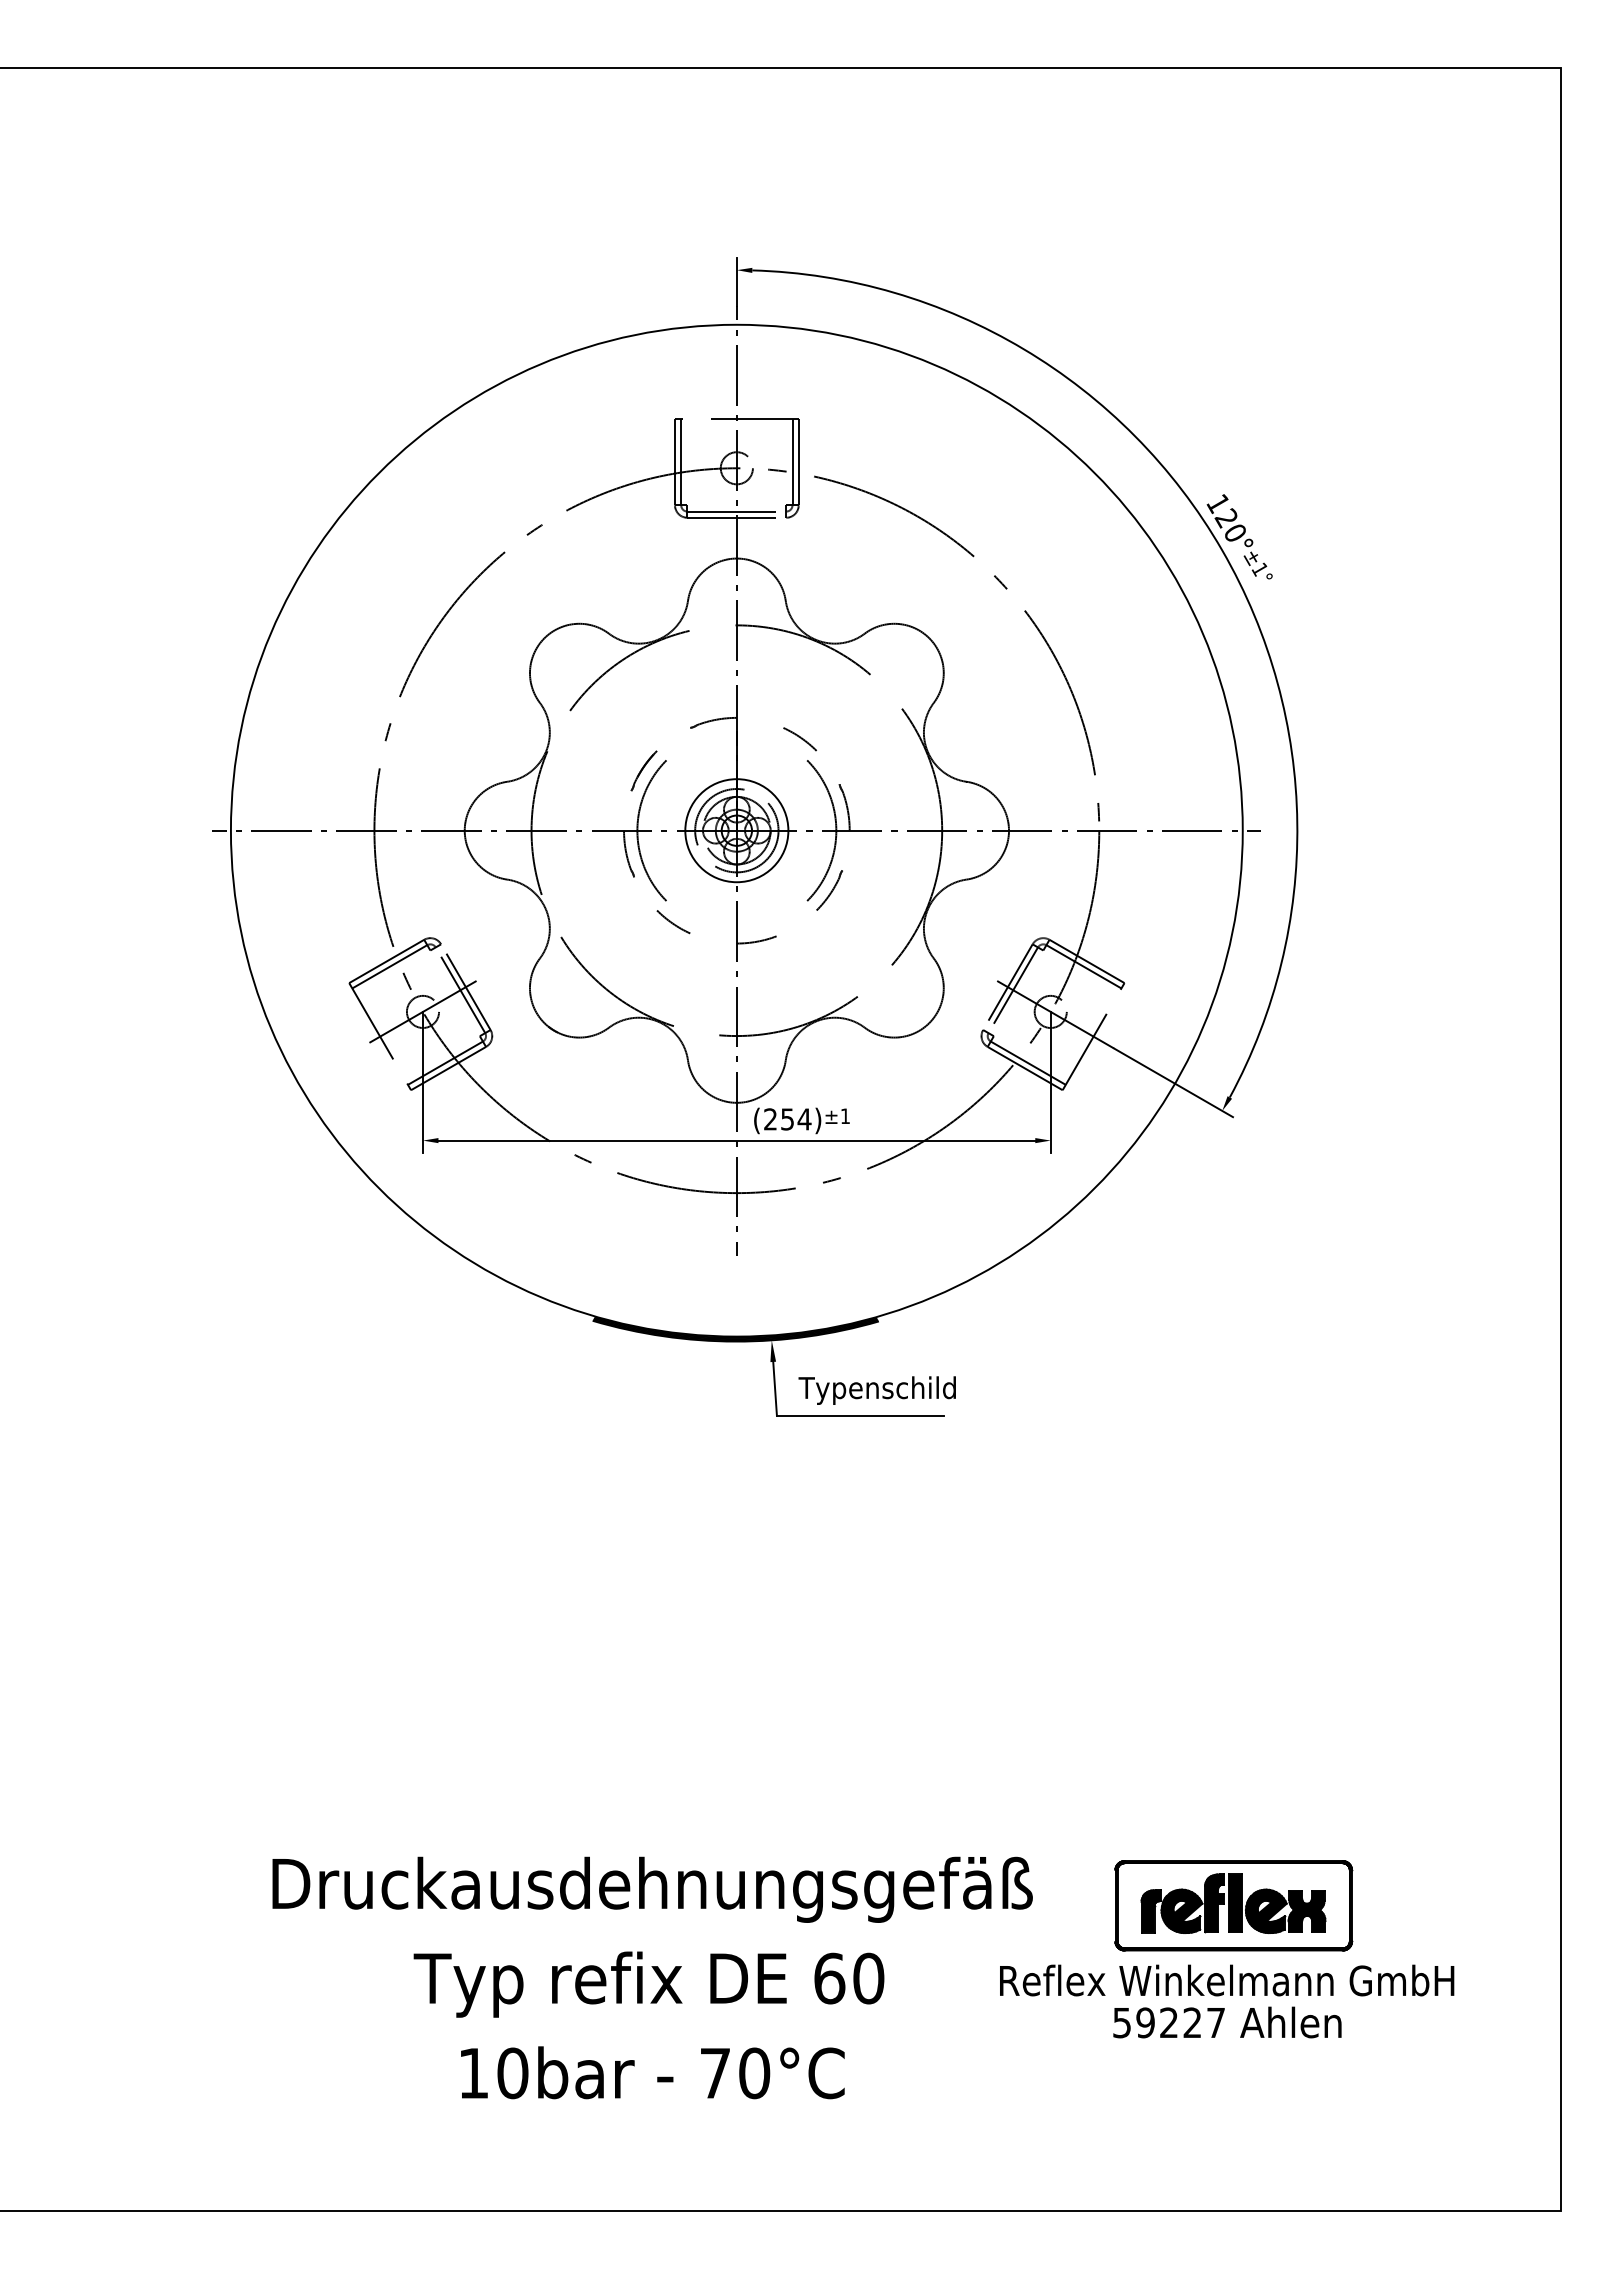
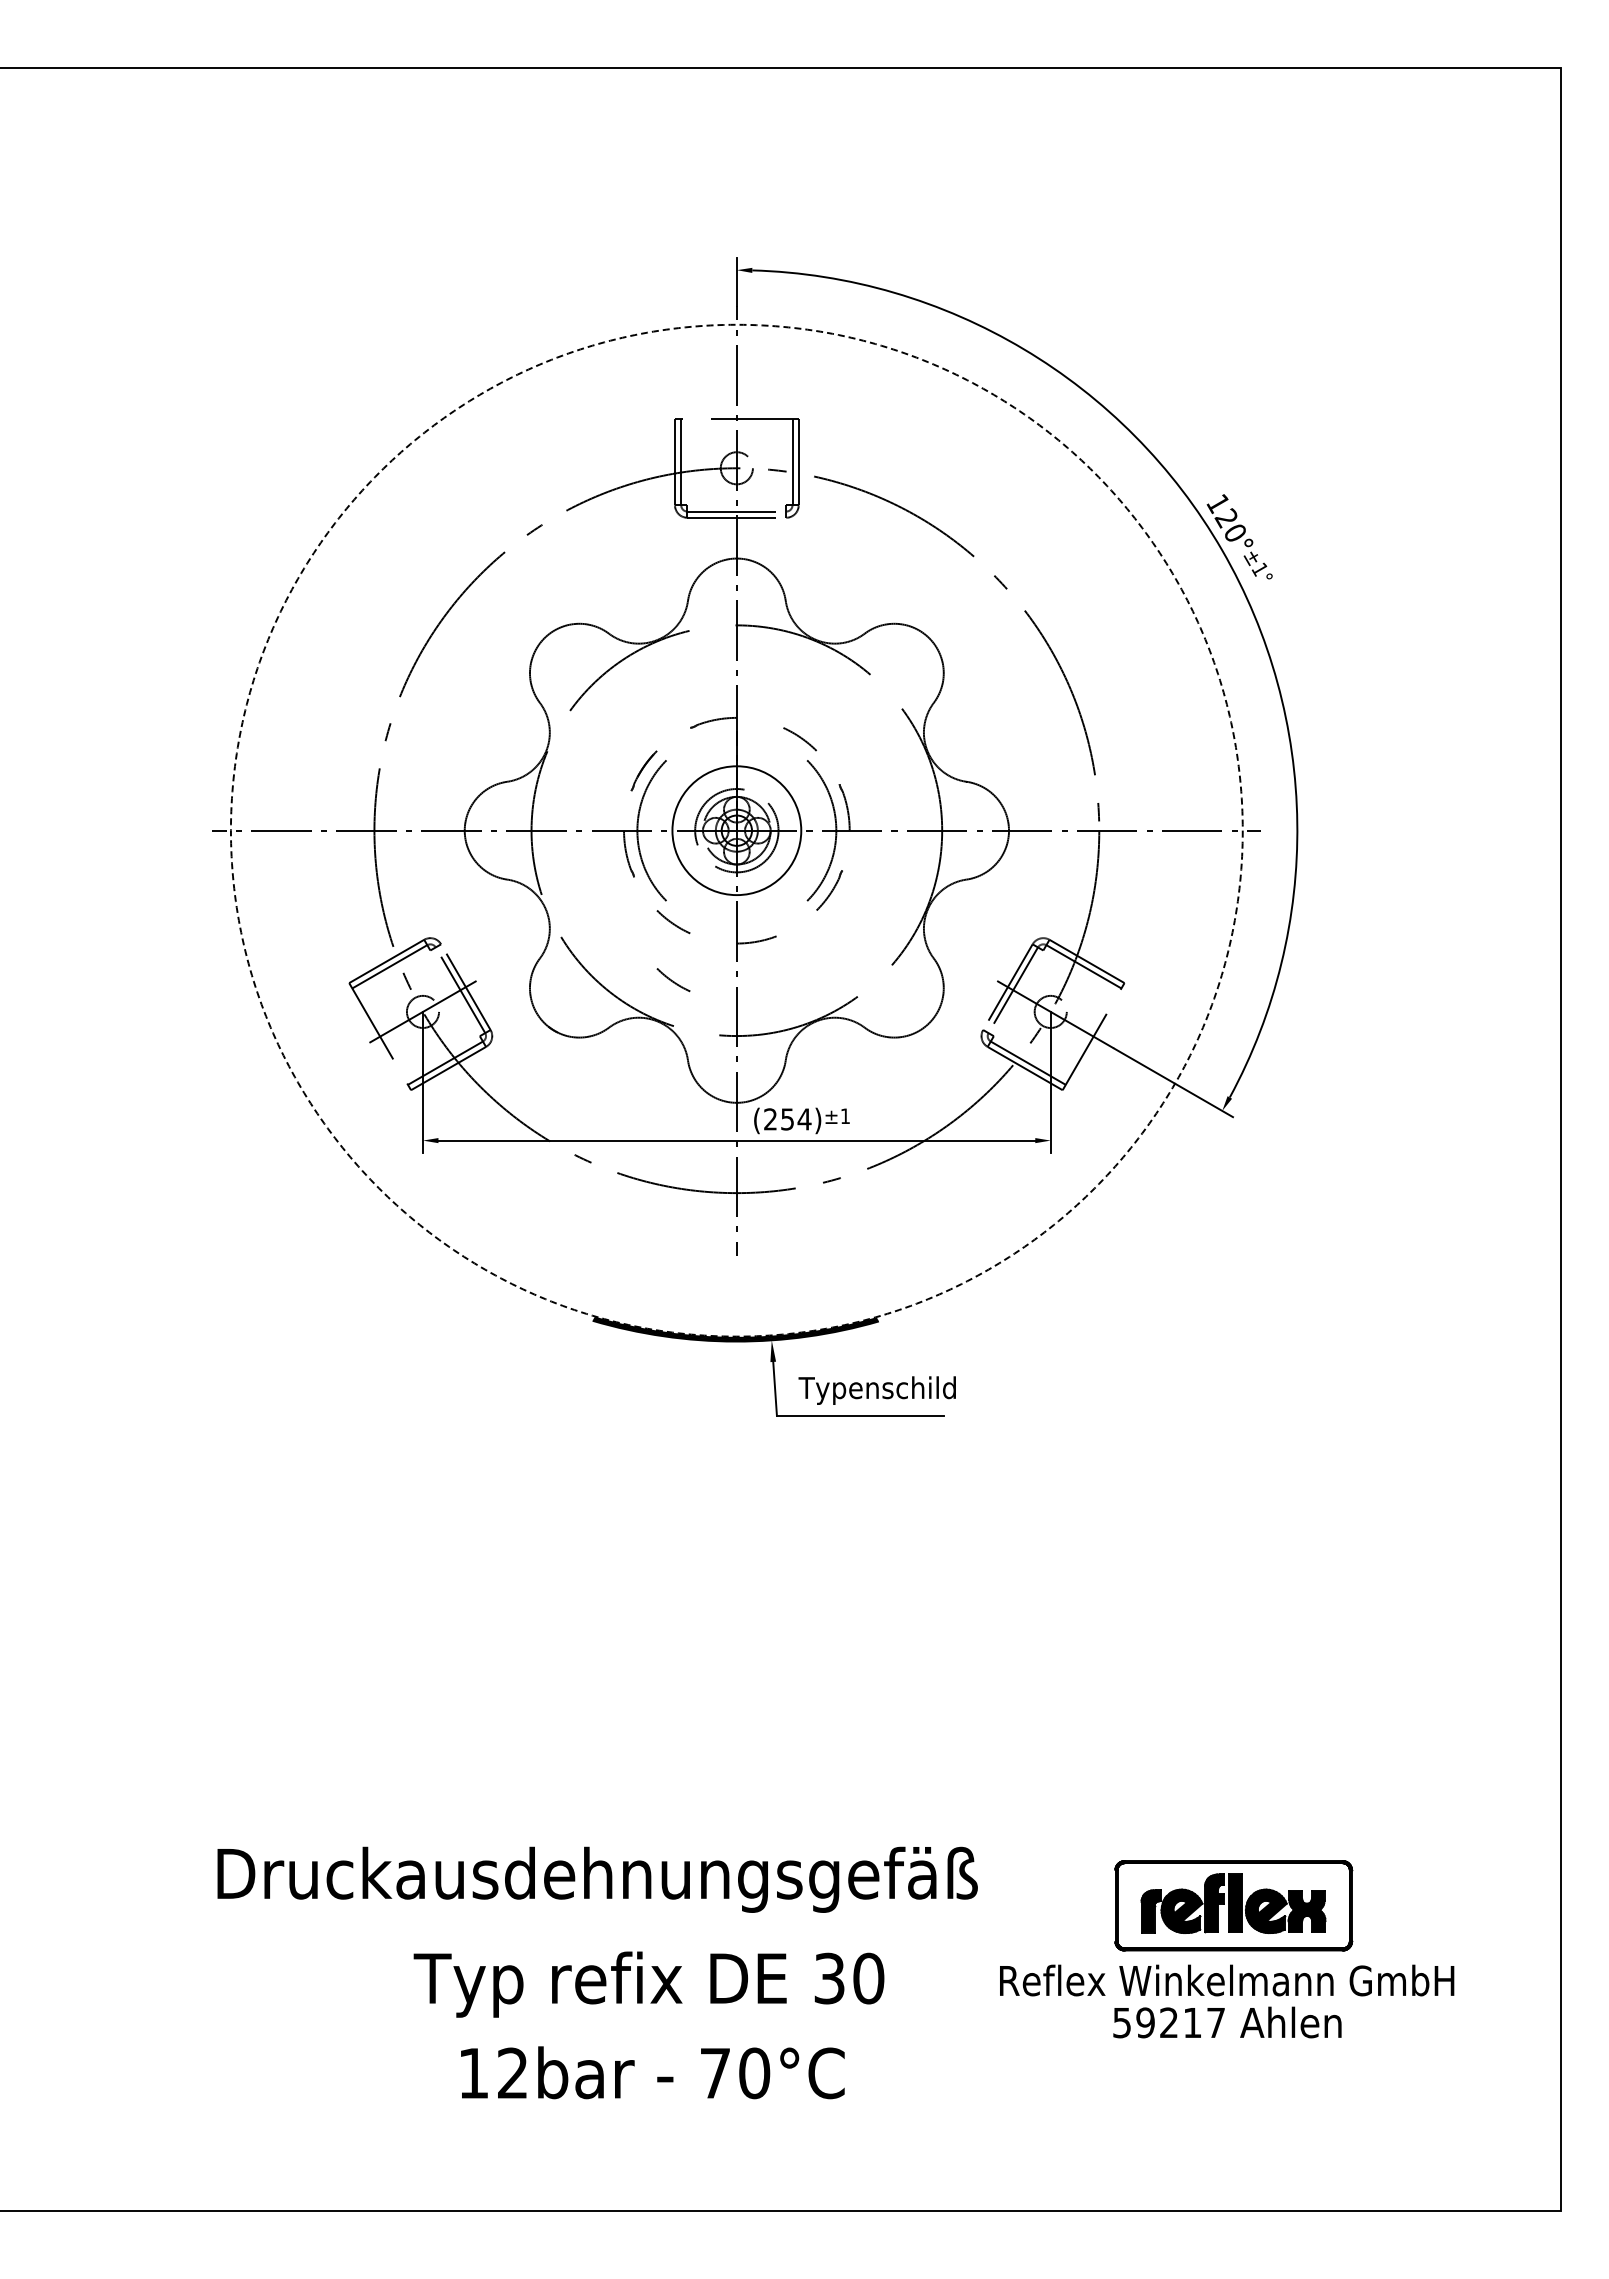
circle diameter: 103 px -> 129 px (736, 830)
circle: solid -> dashed (736, 830)
arc: none -> present (673, 980)
text position: (652, 1889) -> (597, 1879) (597, 1879)
text: 60 -> 30 (829, 1978)
text: 59227 -> 59217 (1191, 2022)
text: 10bar -> 12bar (512, 2073)
